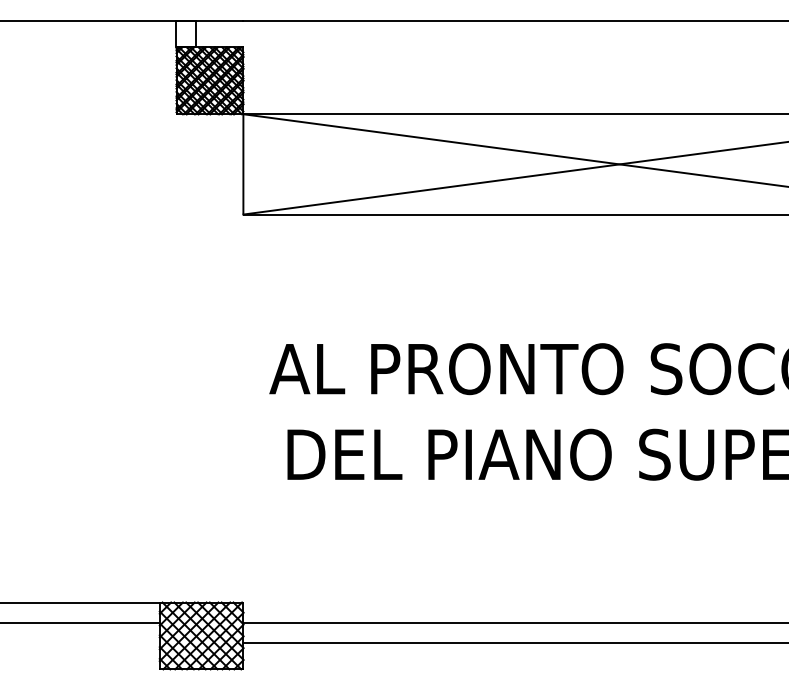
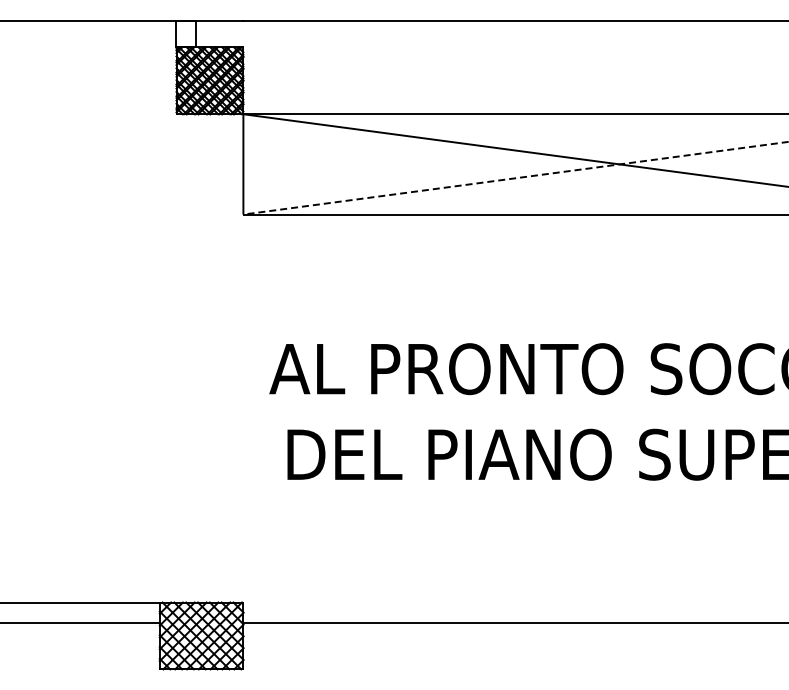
line: solid -> dashed (515, 178)
line: present -> none (514, 643)
